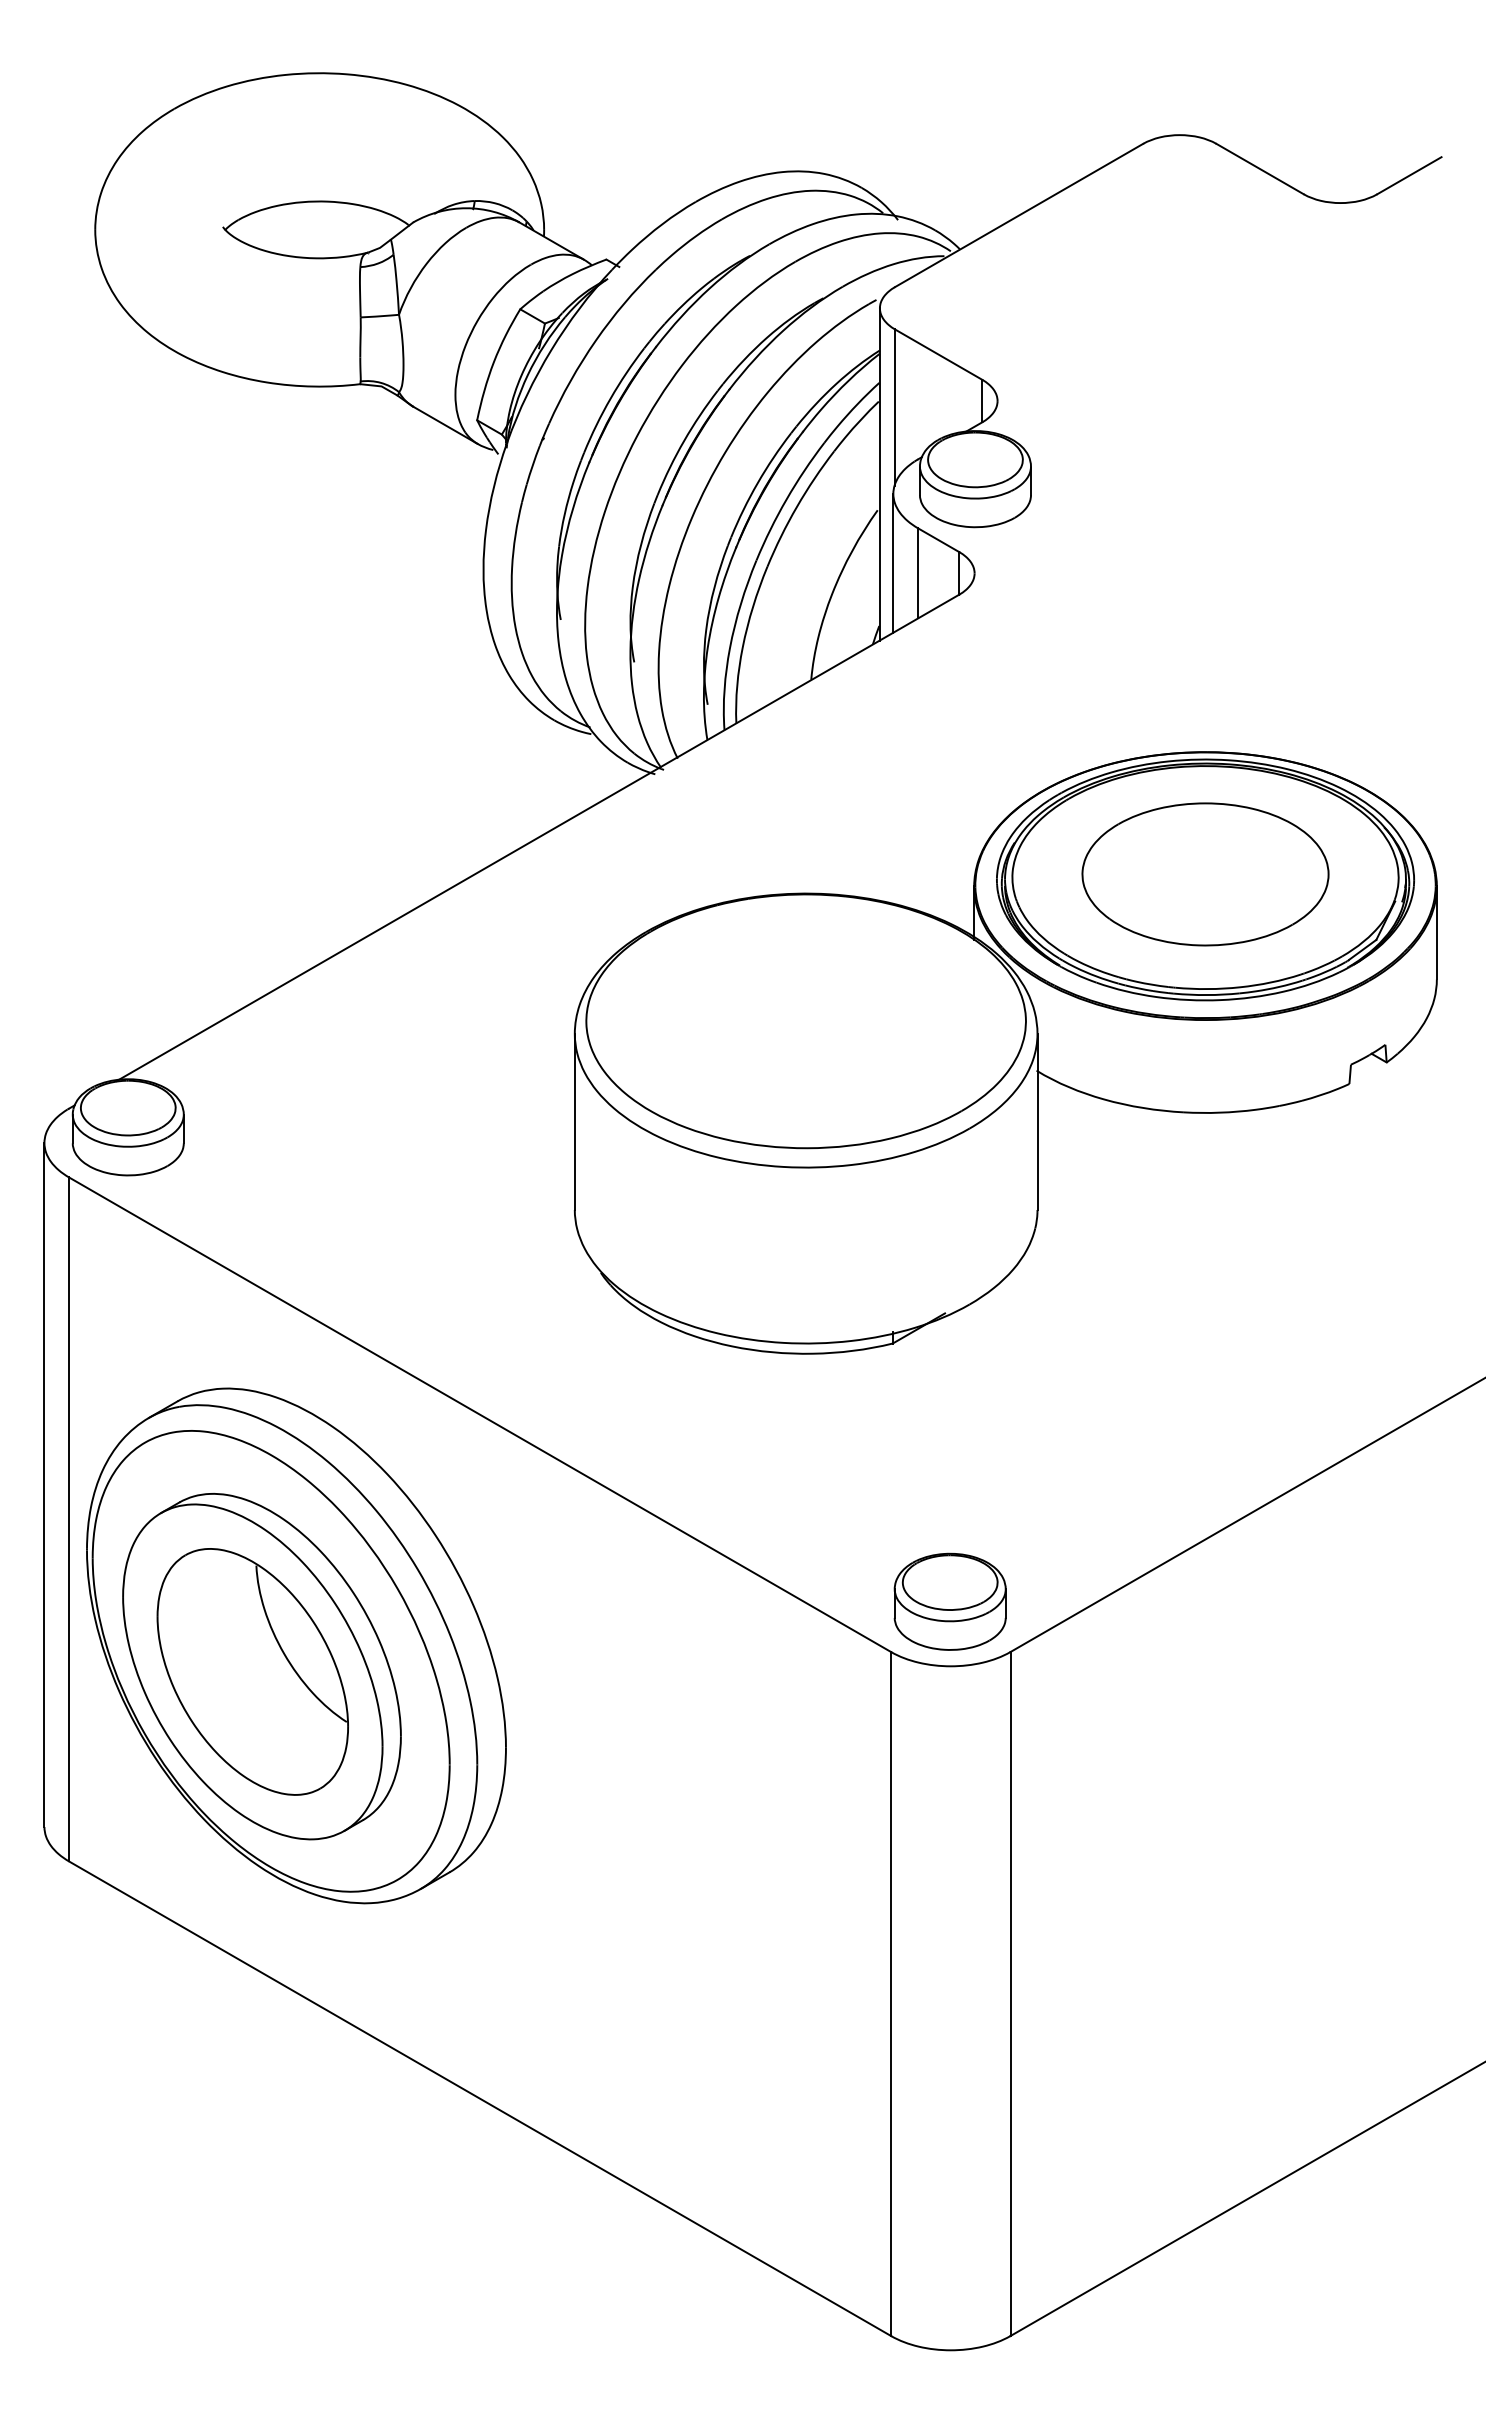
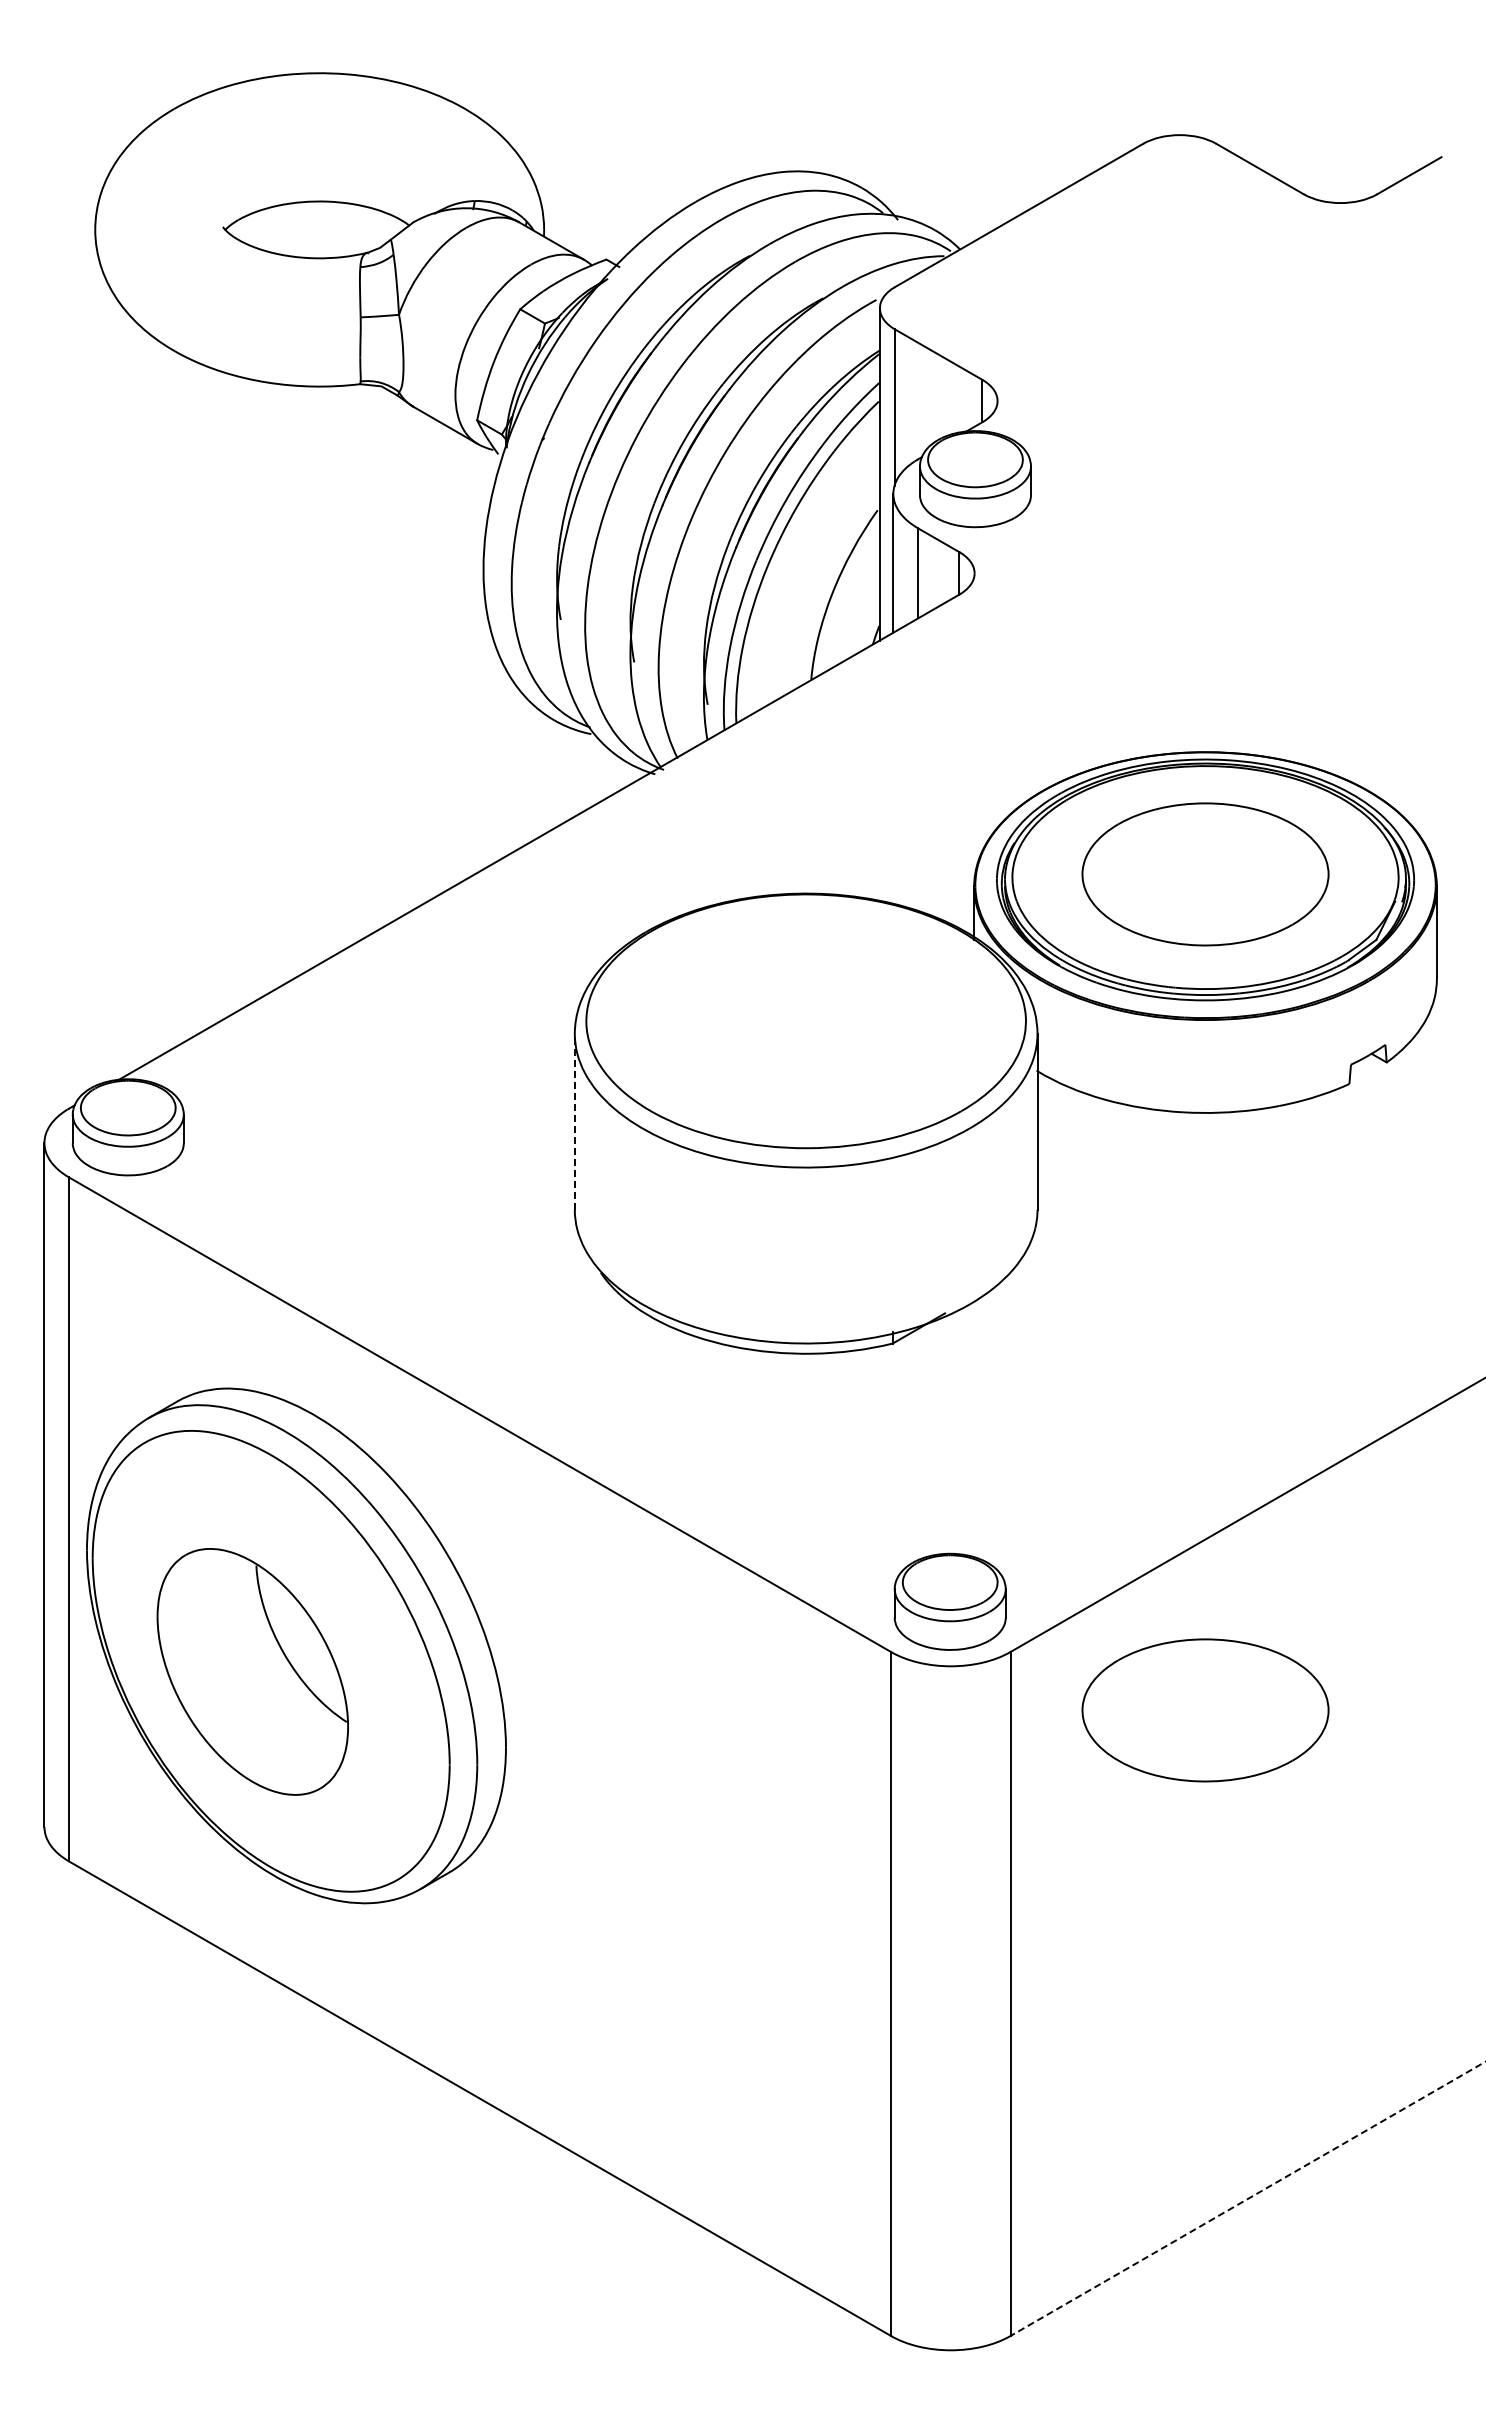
line: solid -> dashed (574, 1122)
part: present -> none (261, 1666)
part: none -> present (1205, 1710)
line: solid -> dashed (1247, 2199)
